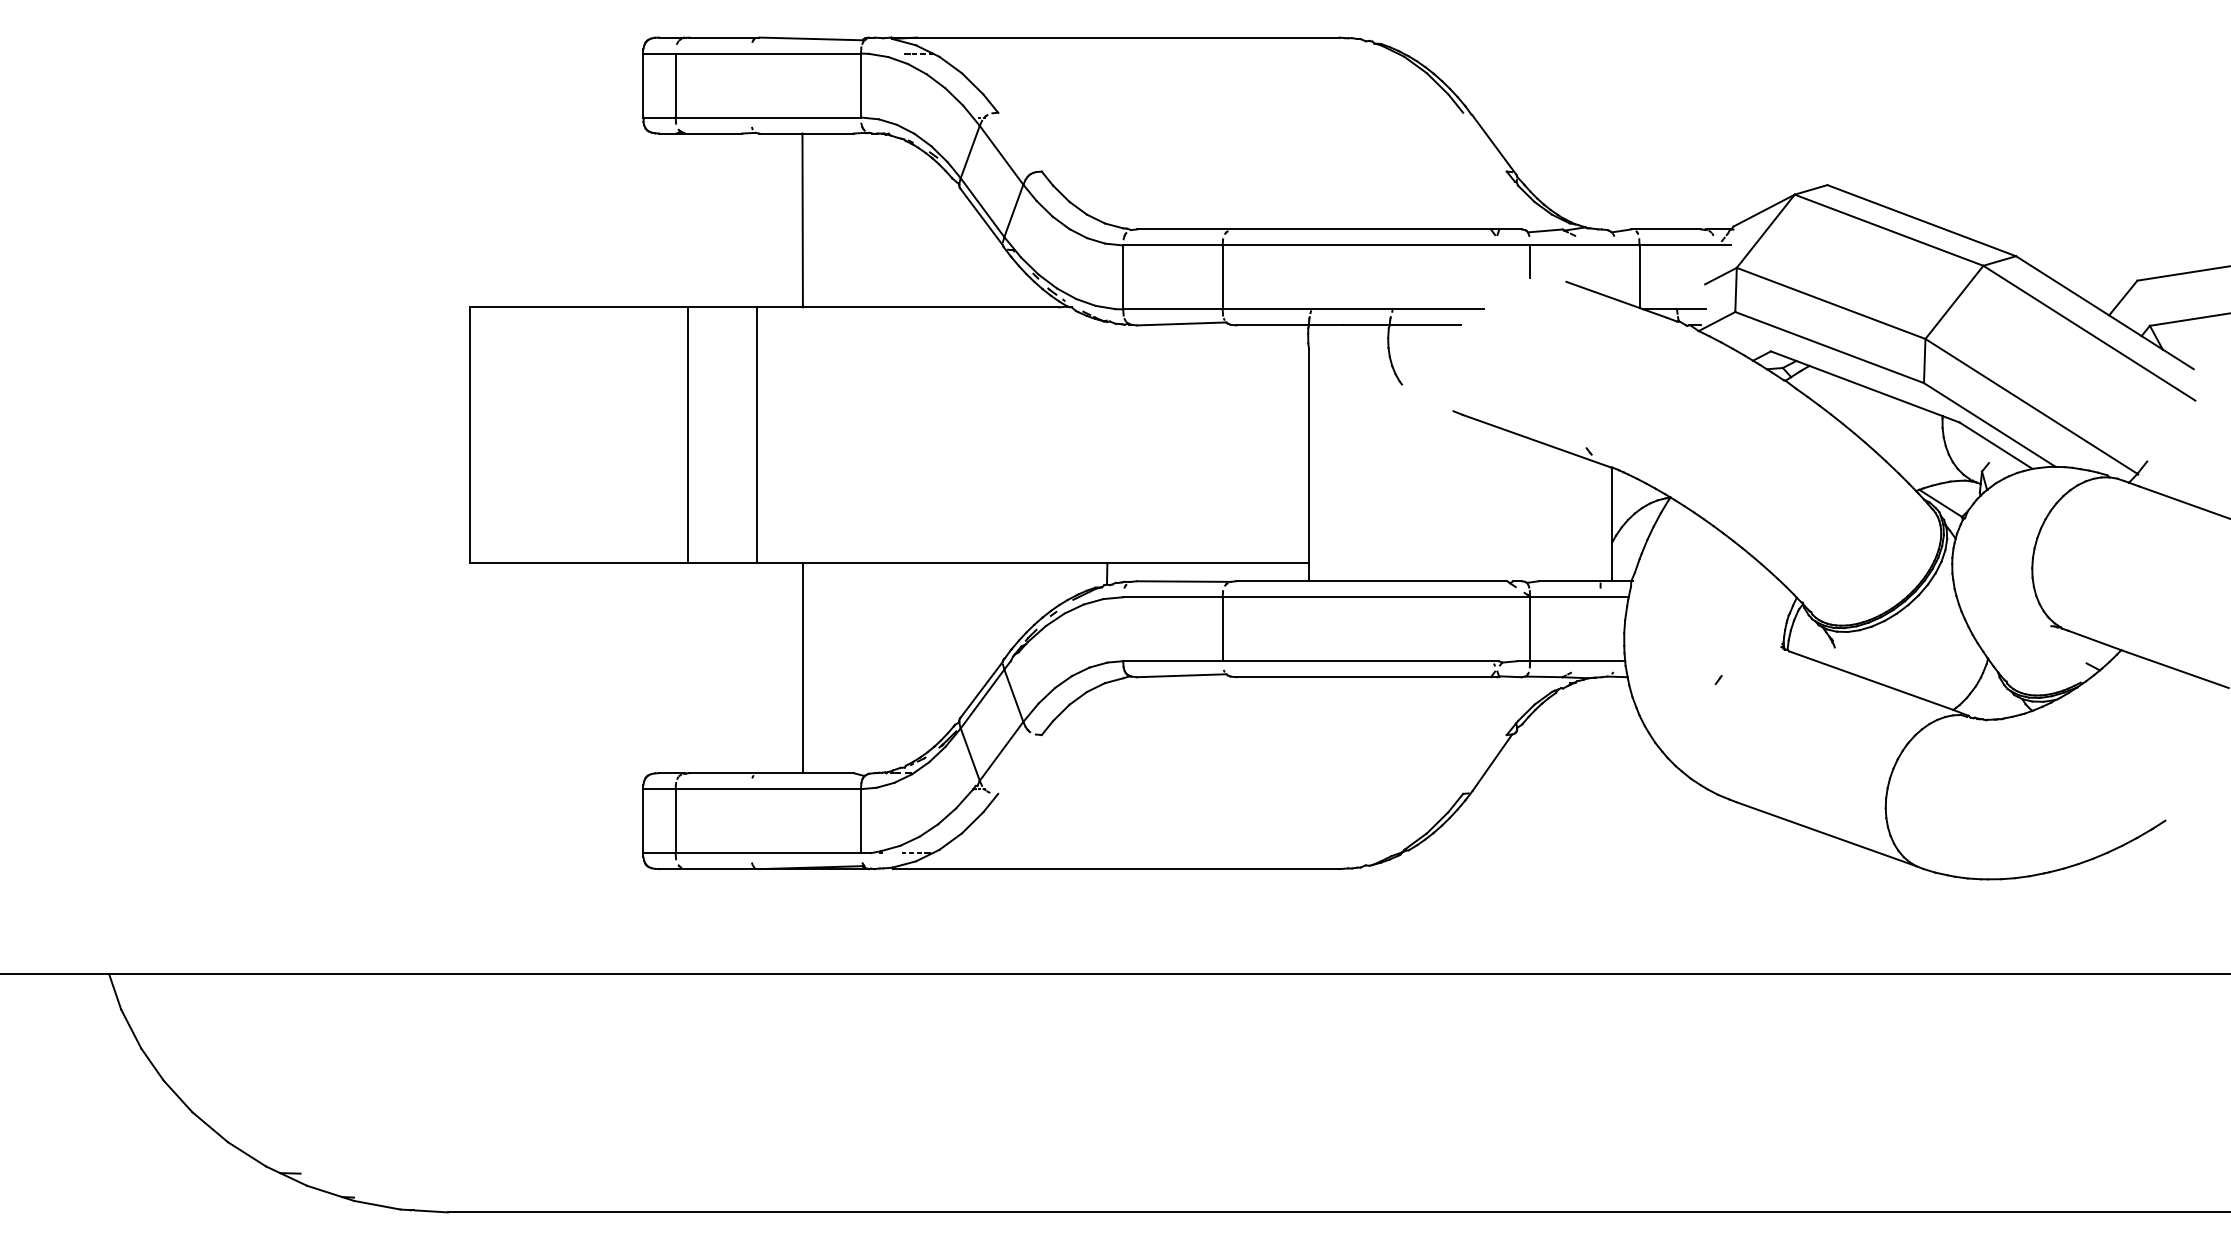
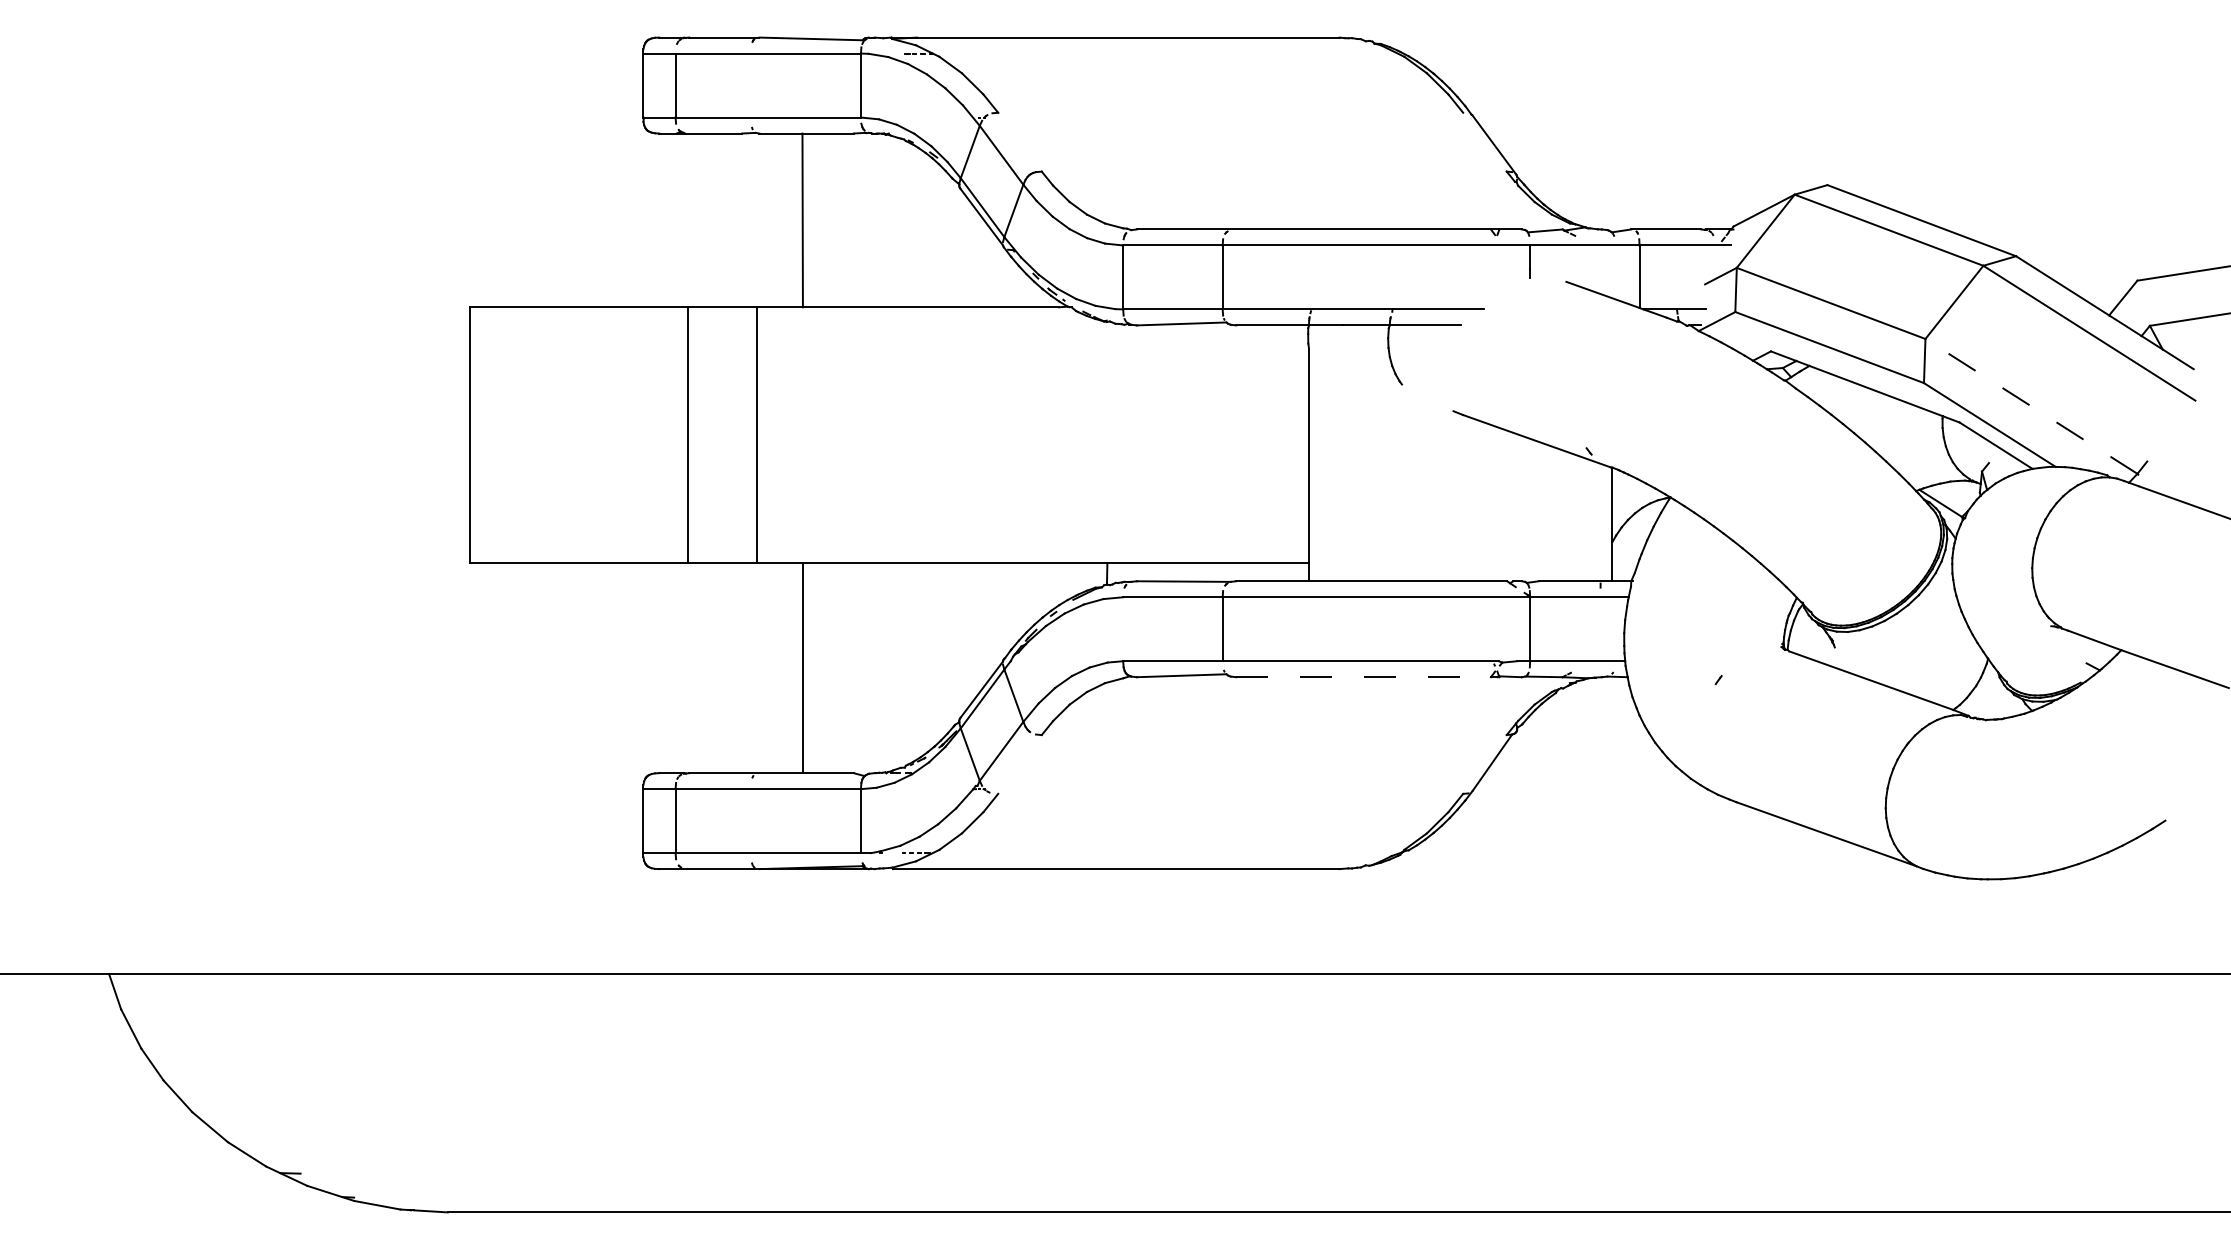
line: solid -> dashed (2031, 406)
line: solid -> dashed (1364, 677)
